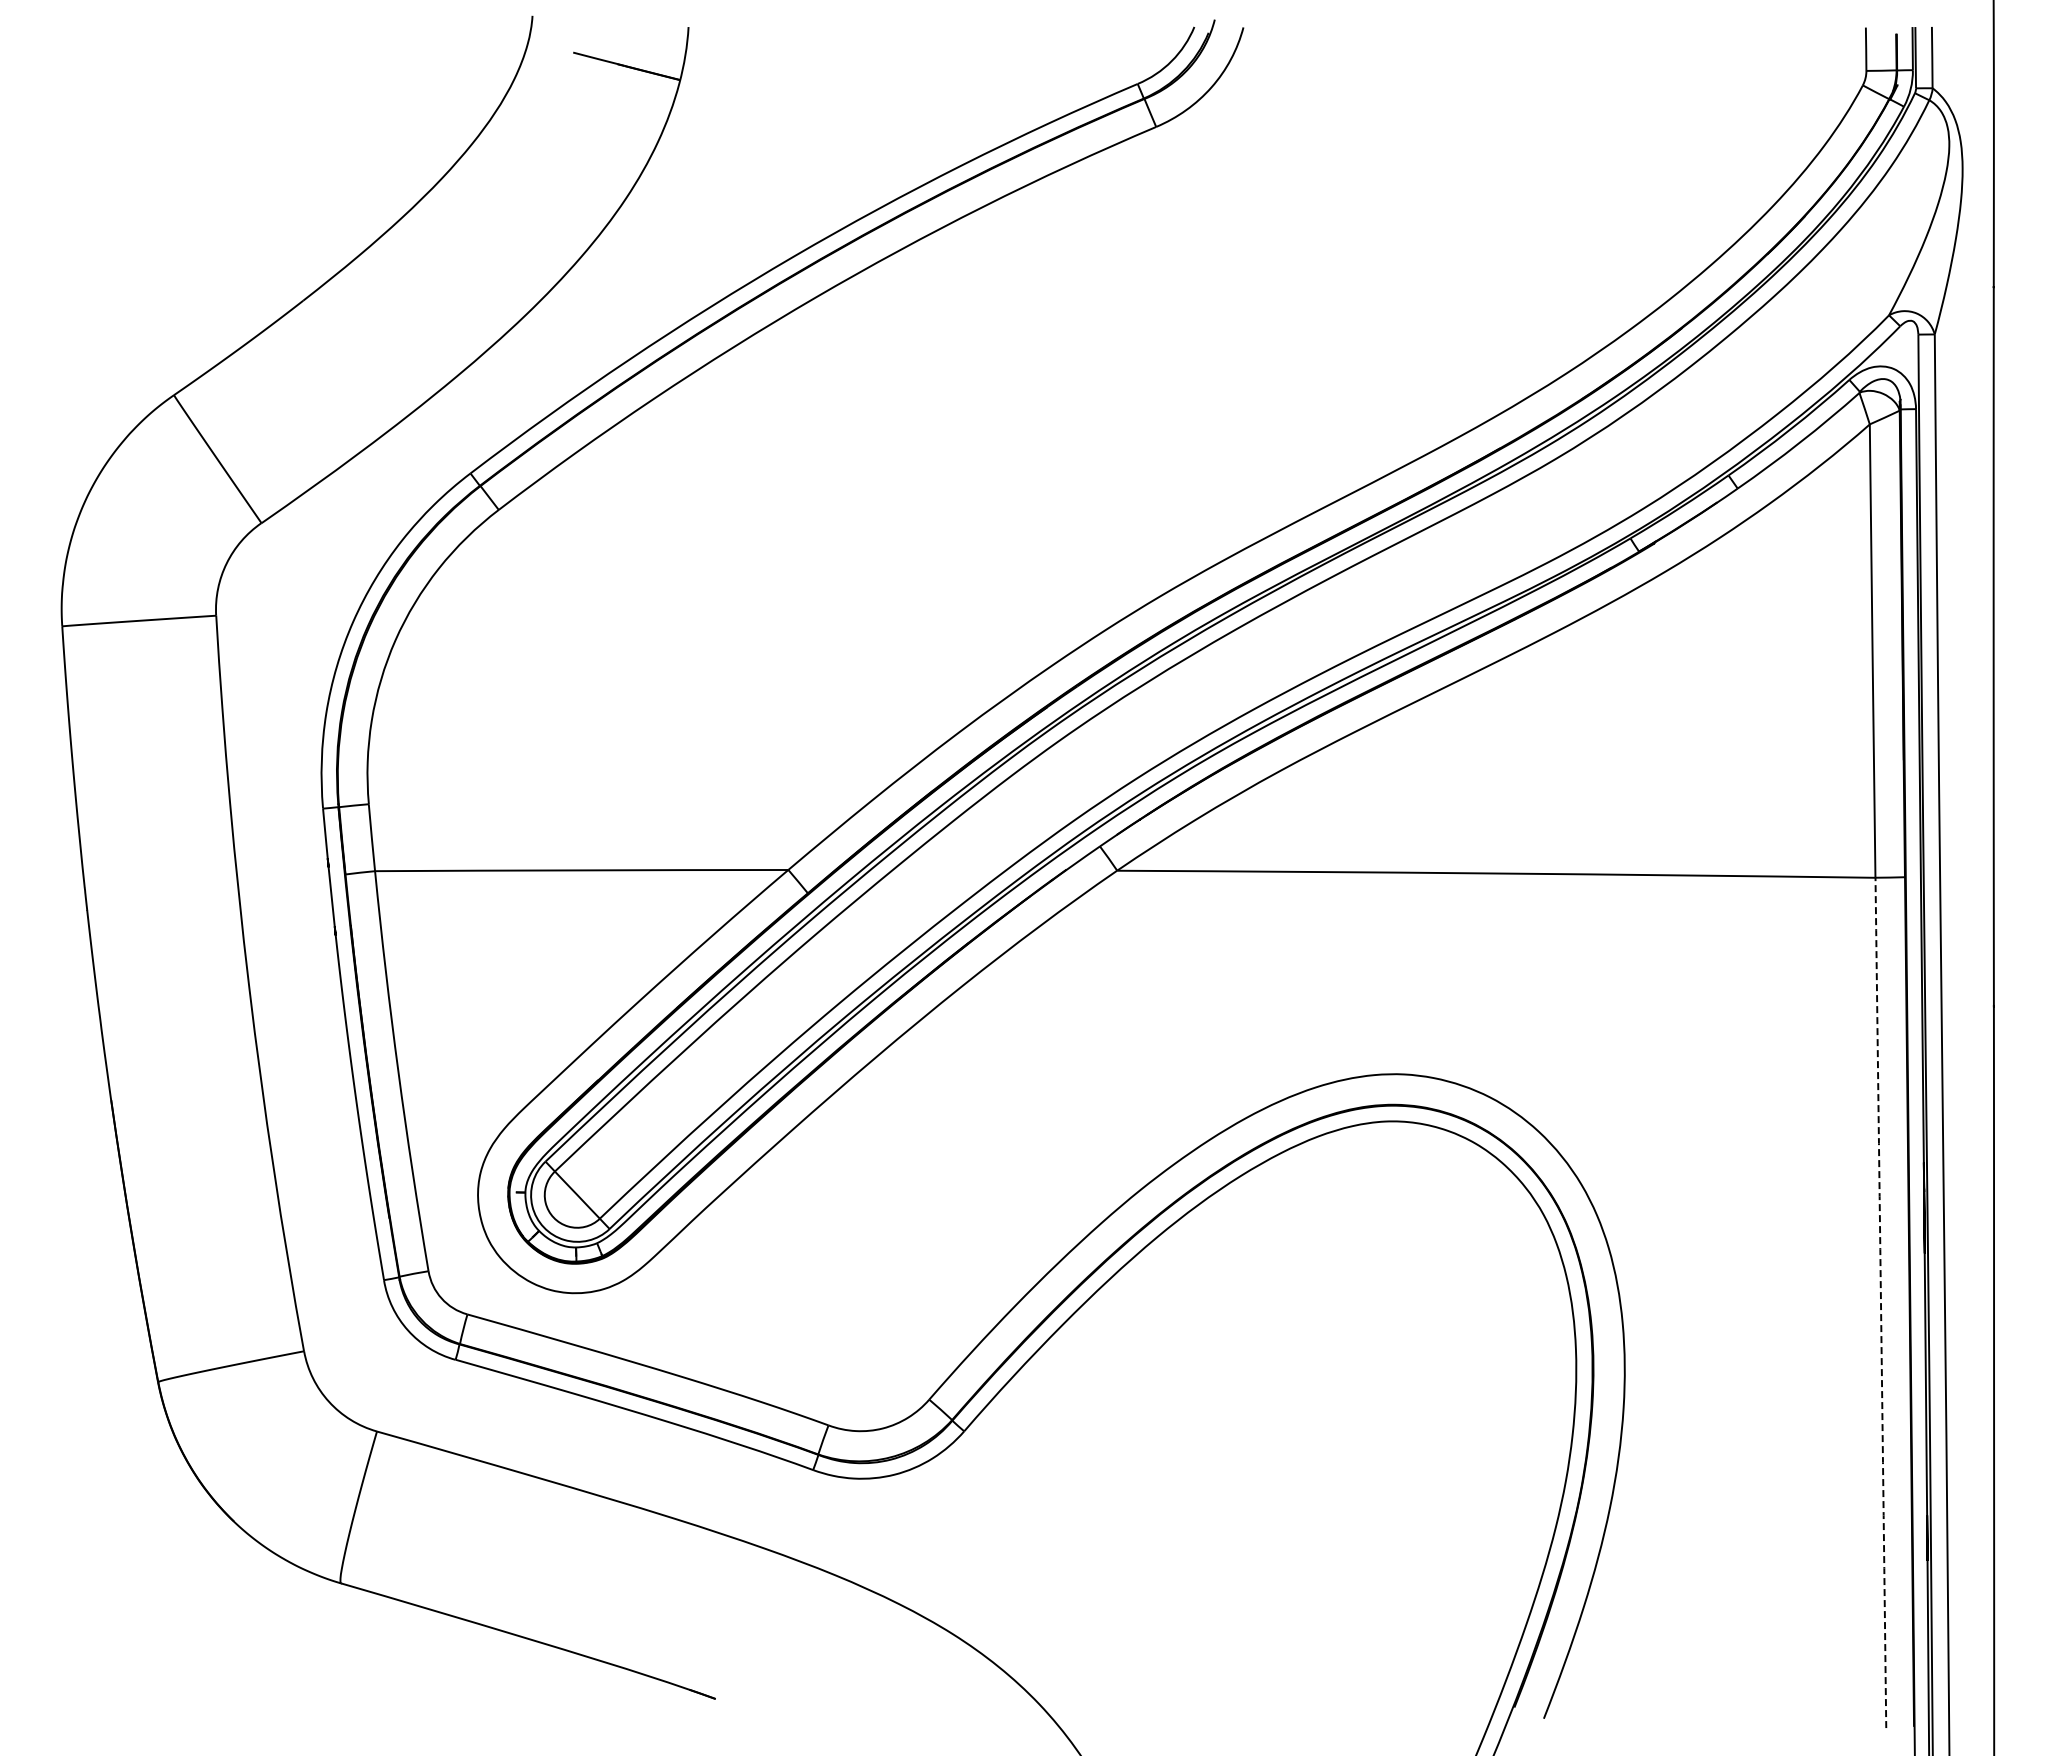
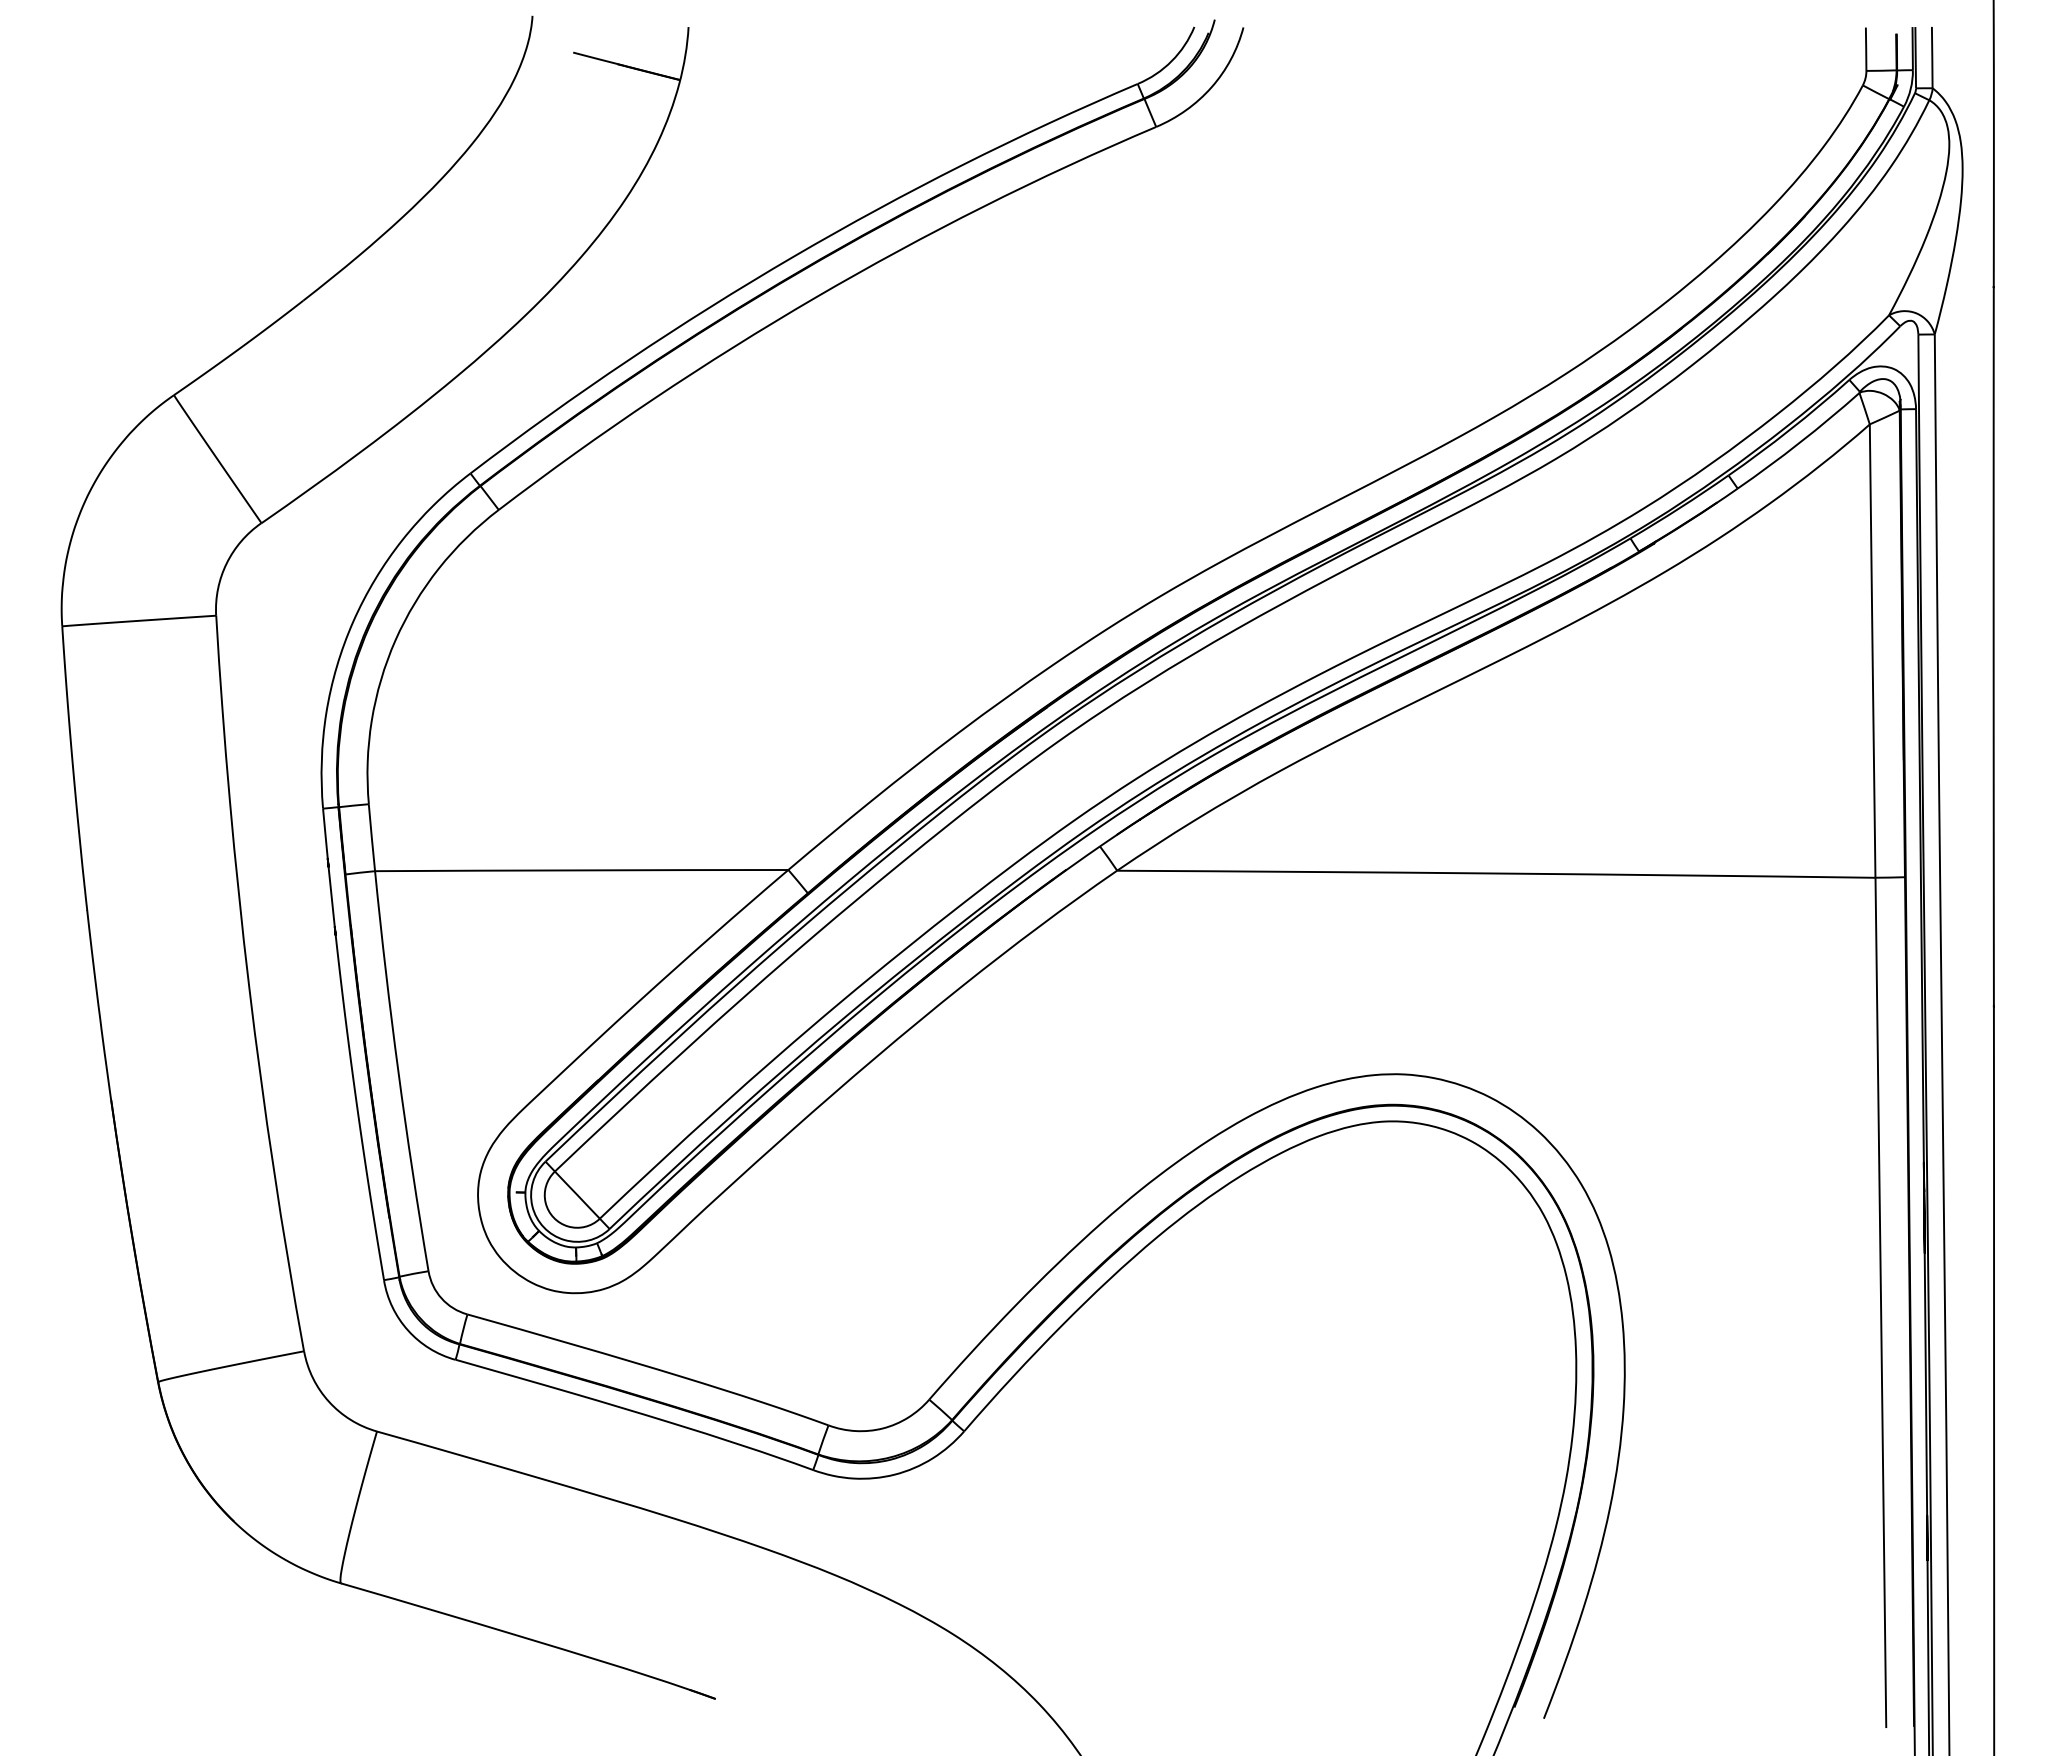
arc: dashed -> solid (1880, 1302)
